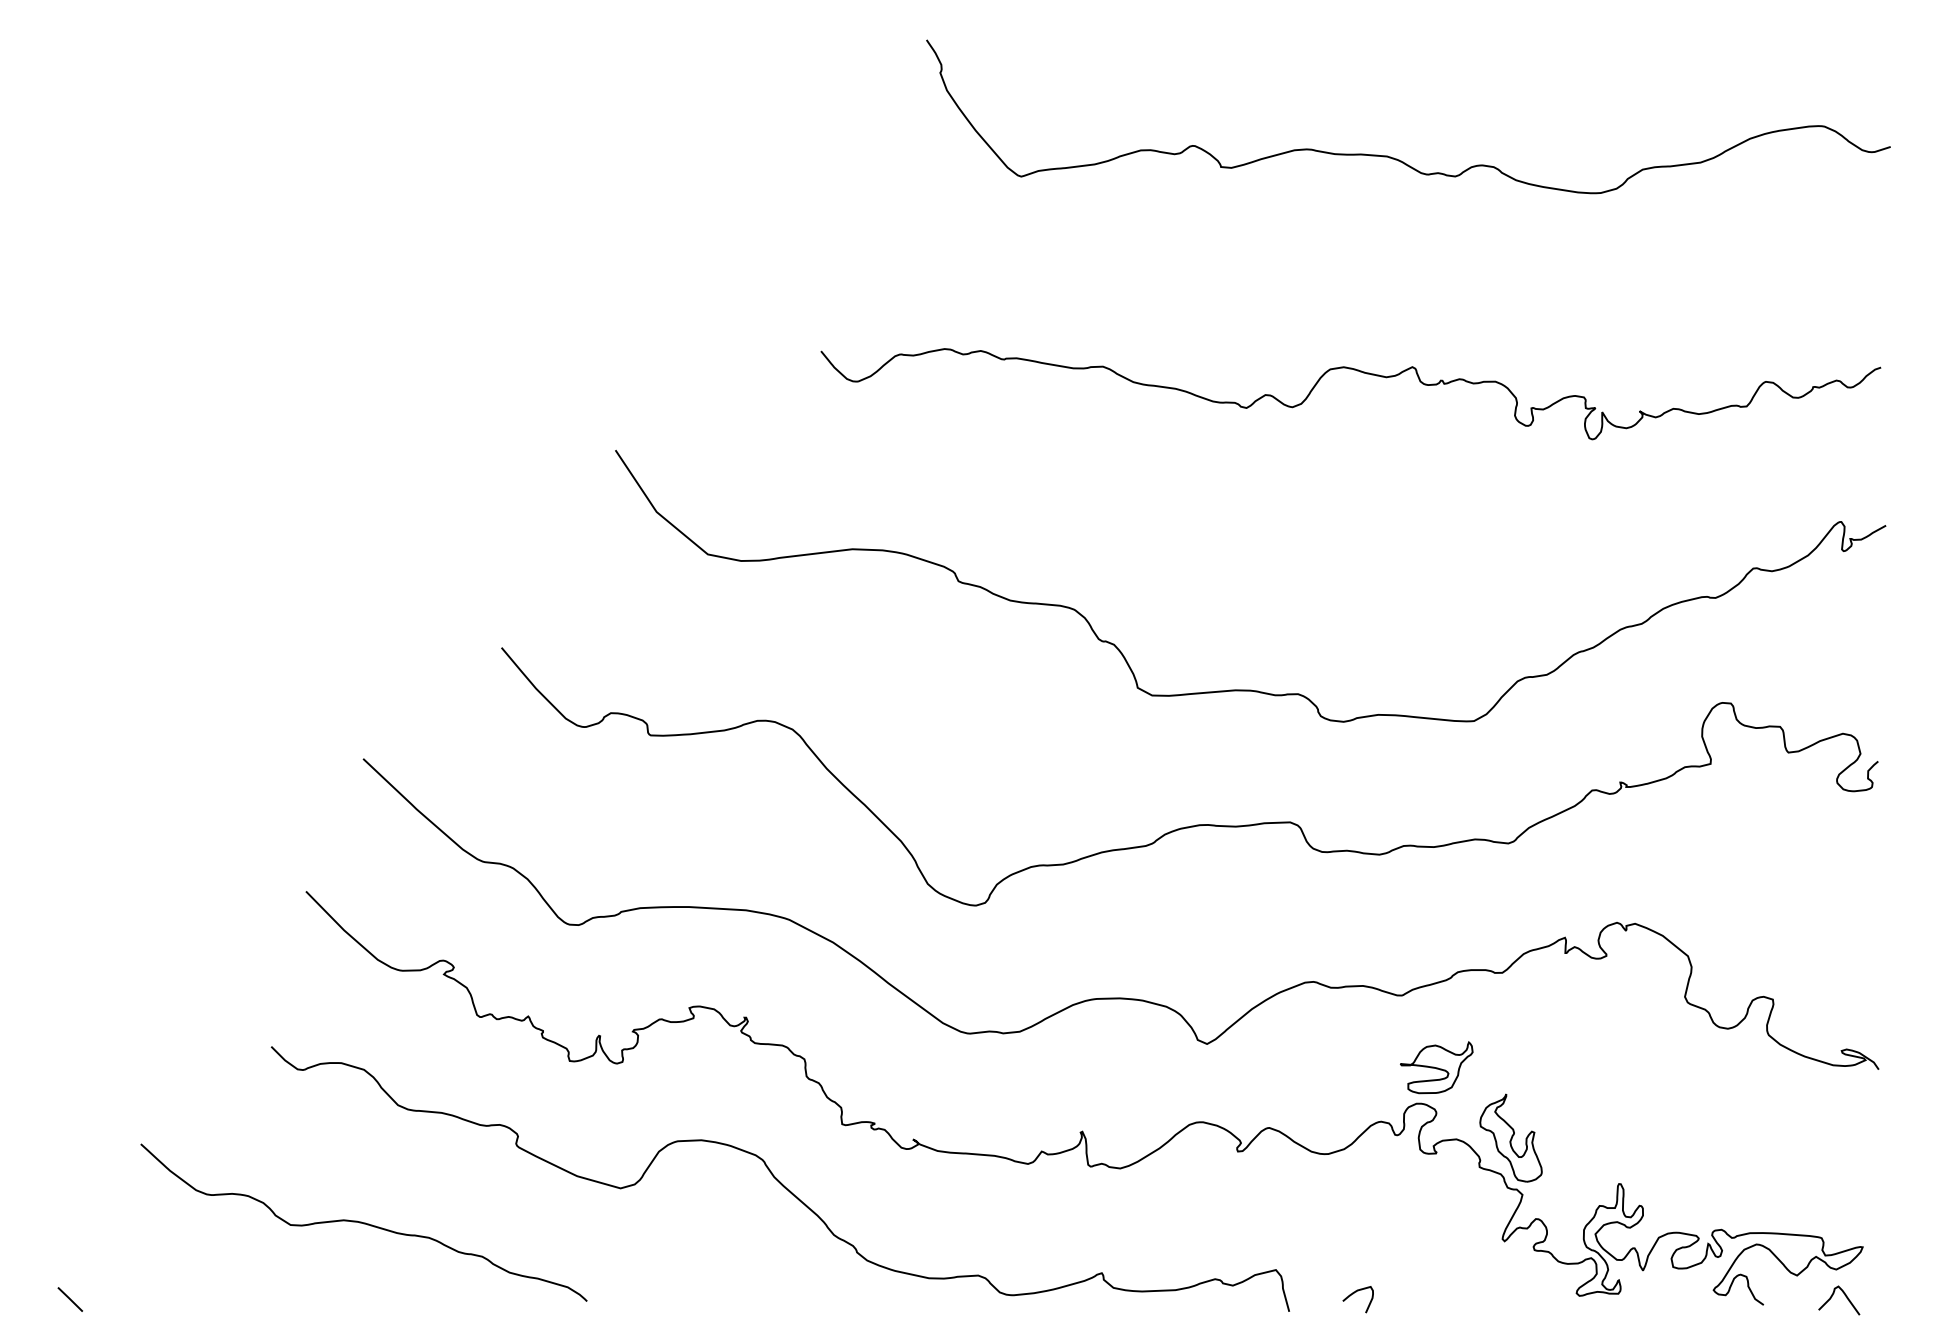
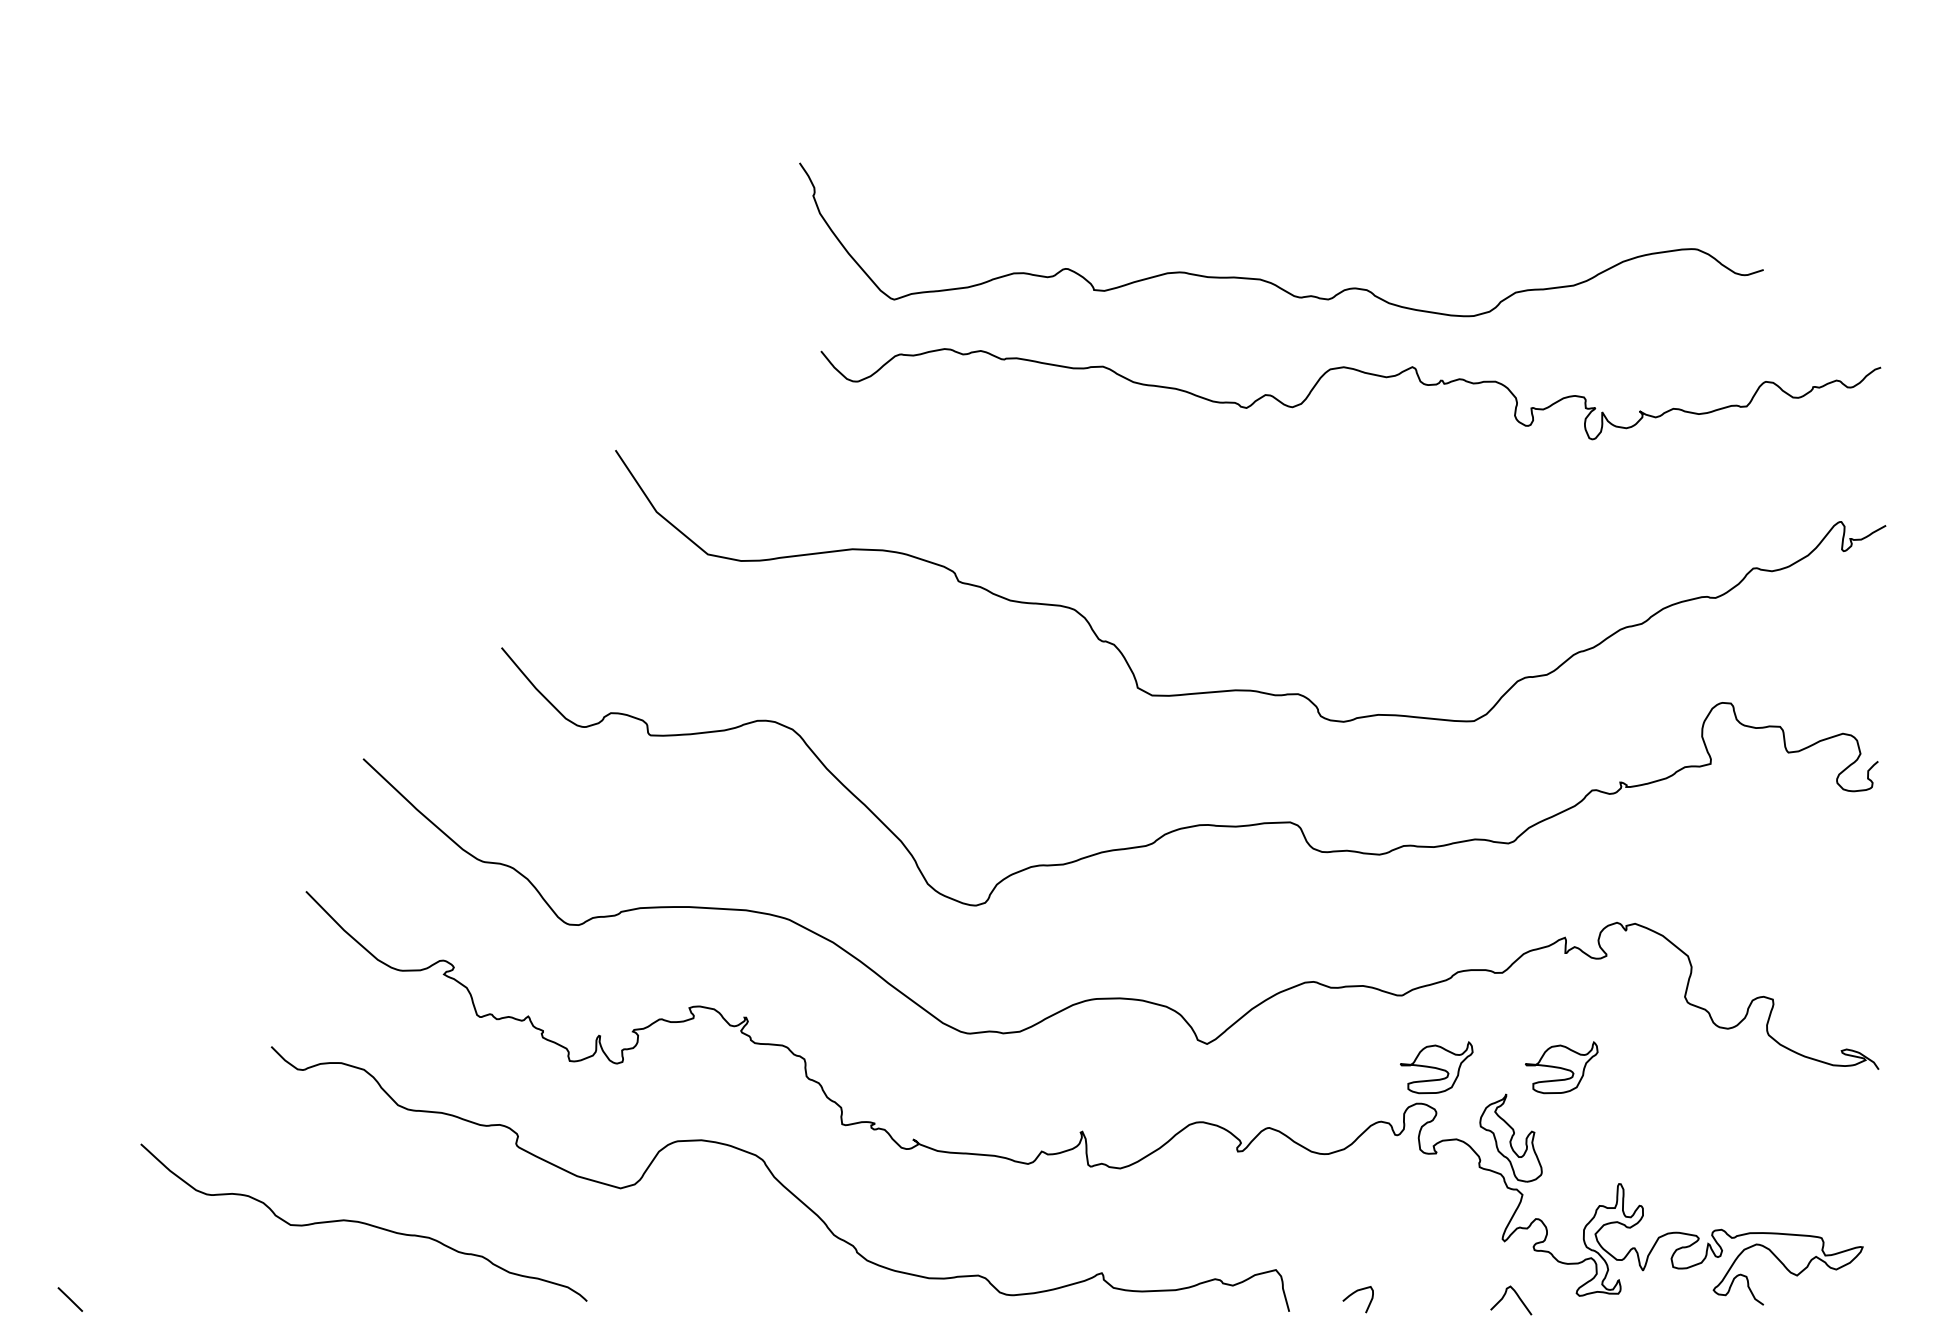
curve position: (1393, 157) -> (1266, 280) (1266, 280)
part: none -> present (1561, 1067)
curve position: (1844, 1295) -> (1516, 1295) (1516, 1295)
